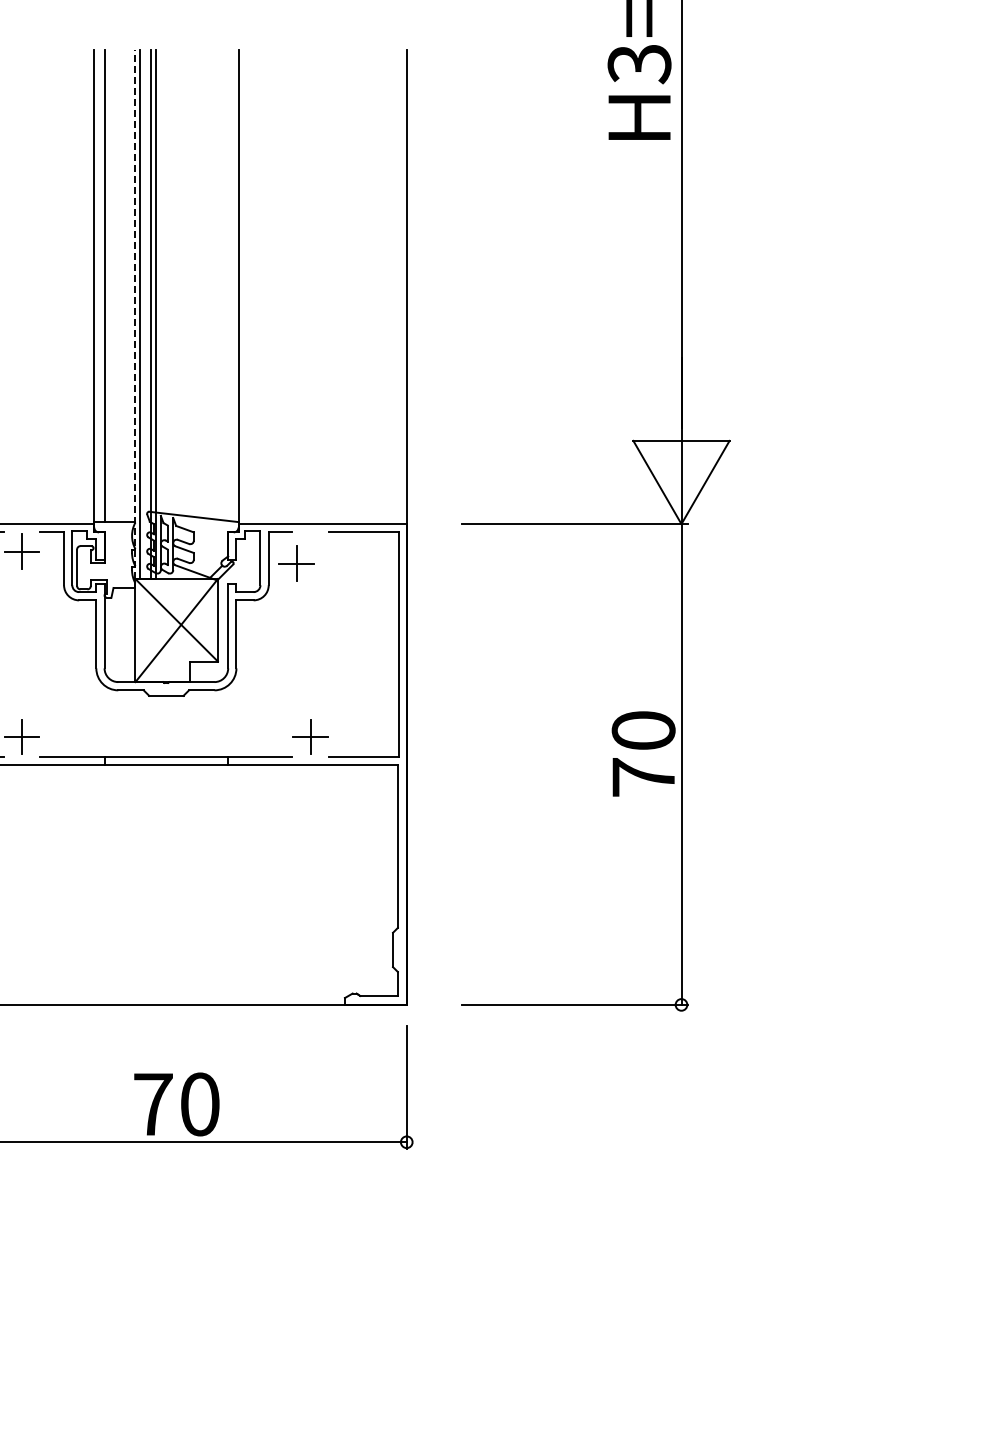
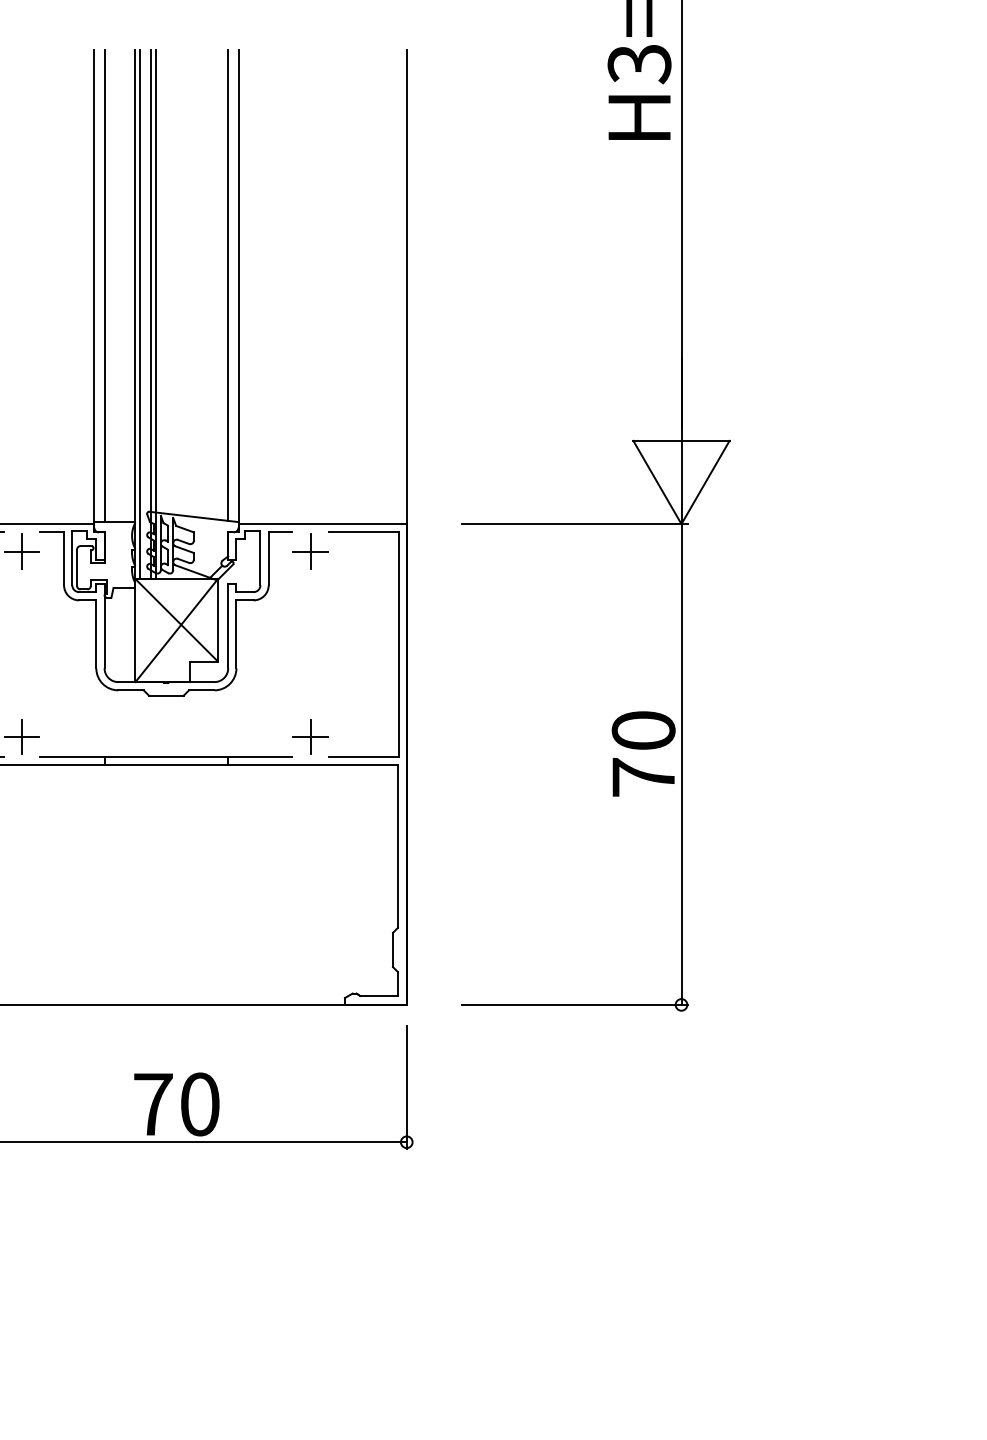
line: none -> present (228, 285)
line: dashed -> solid (135, 314)
part position: (296, 563) -> (310, 551) (310, 551)
